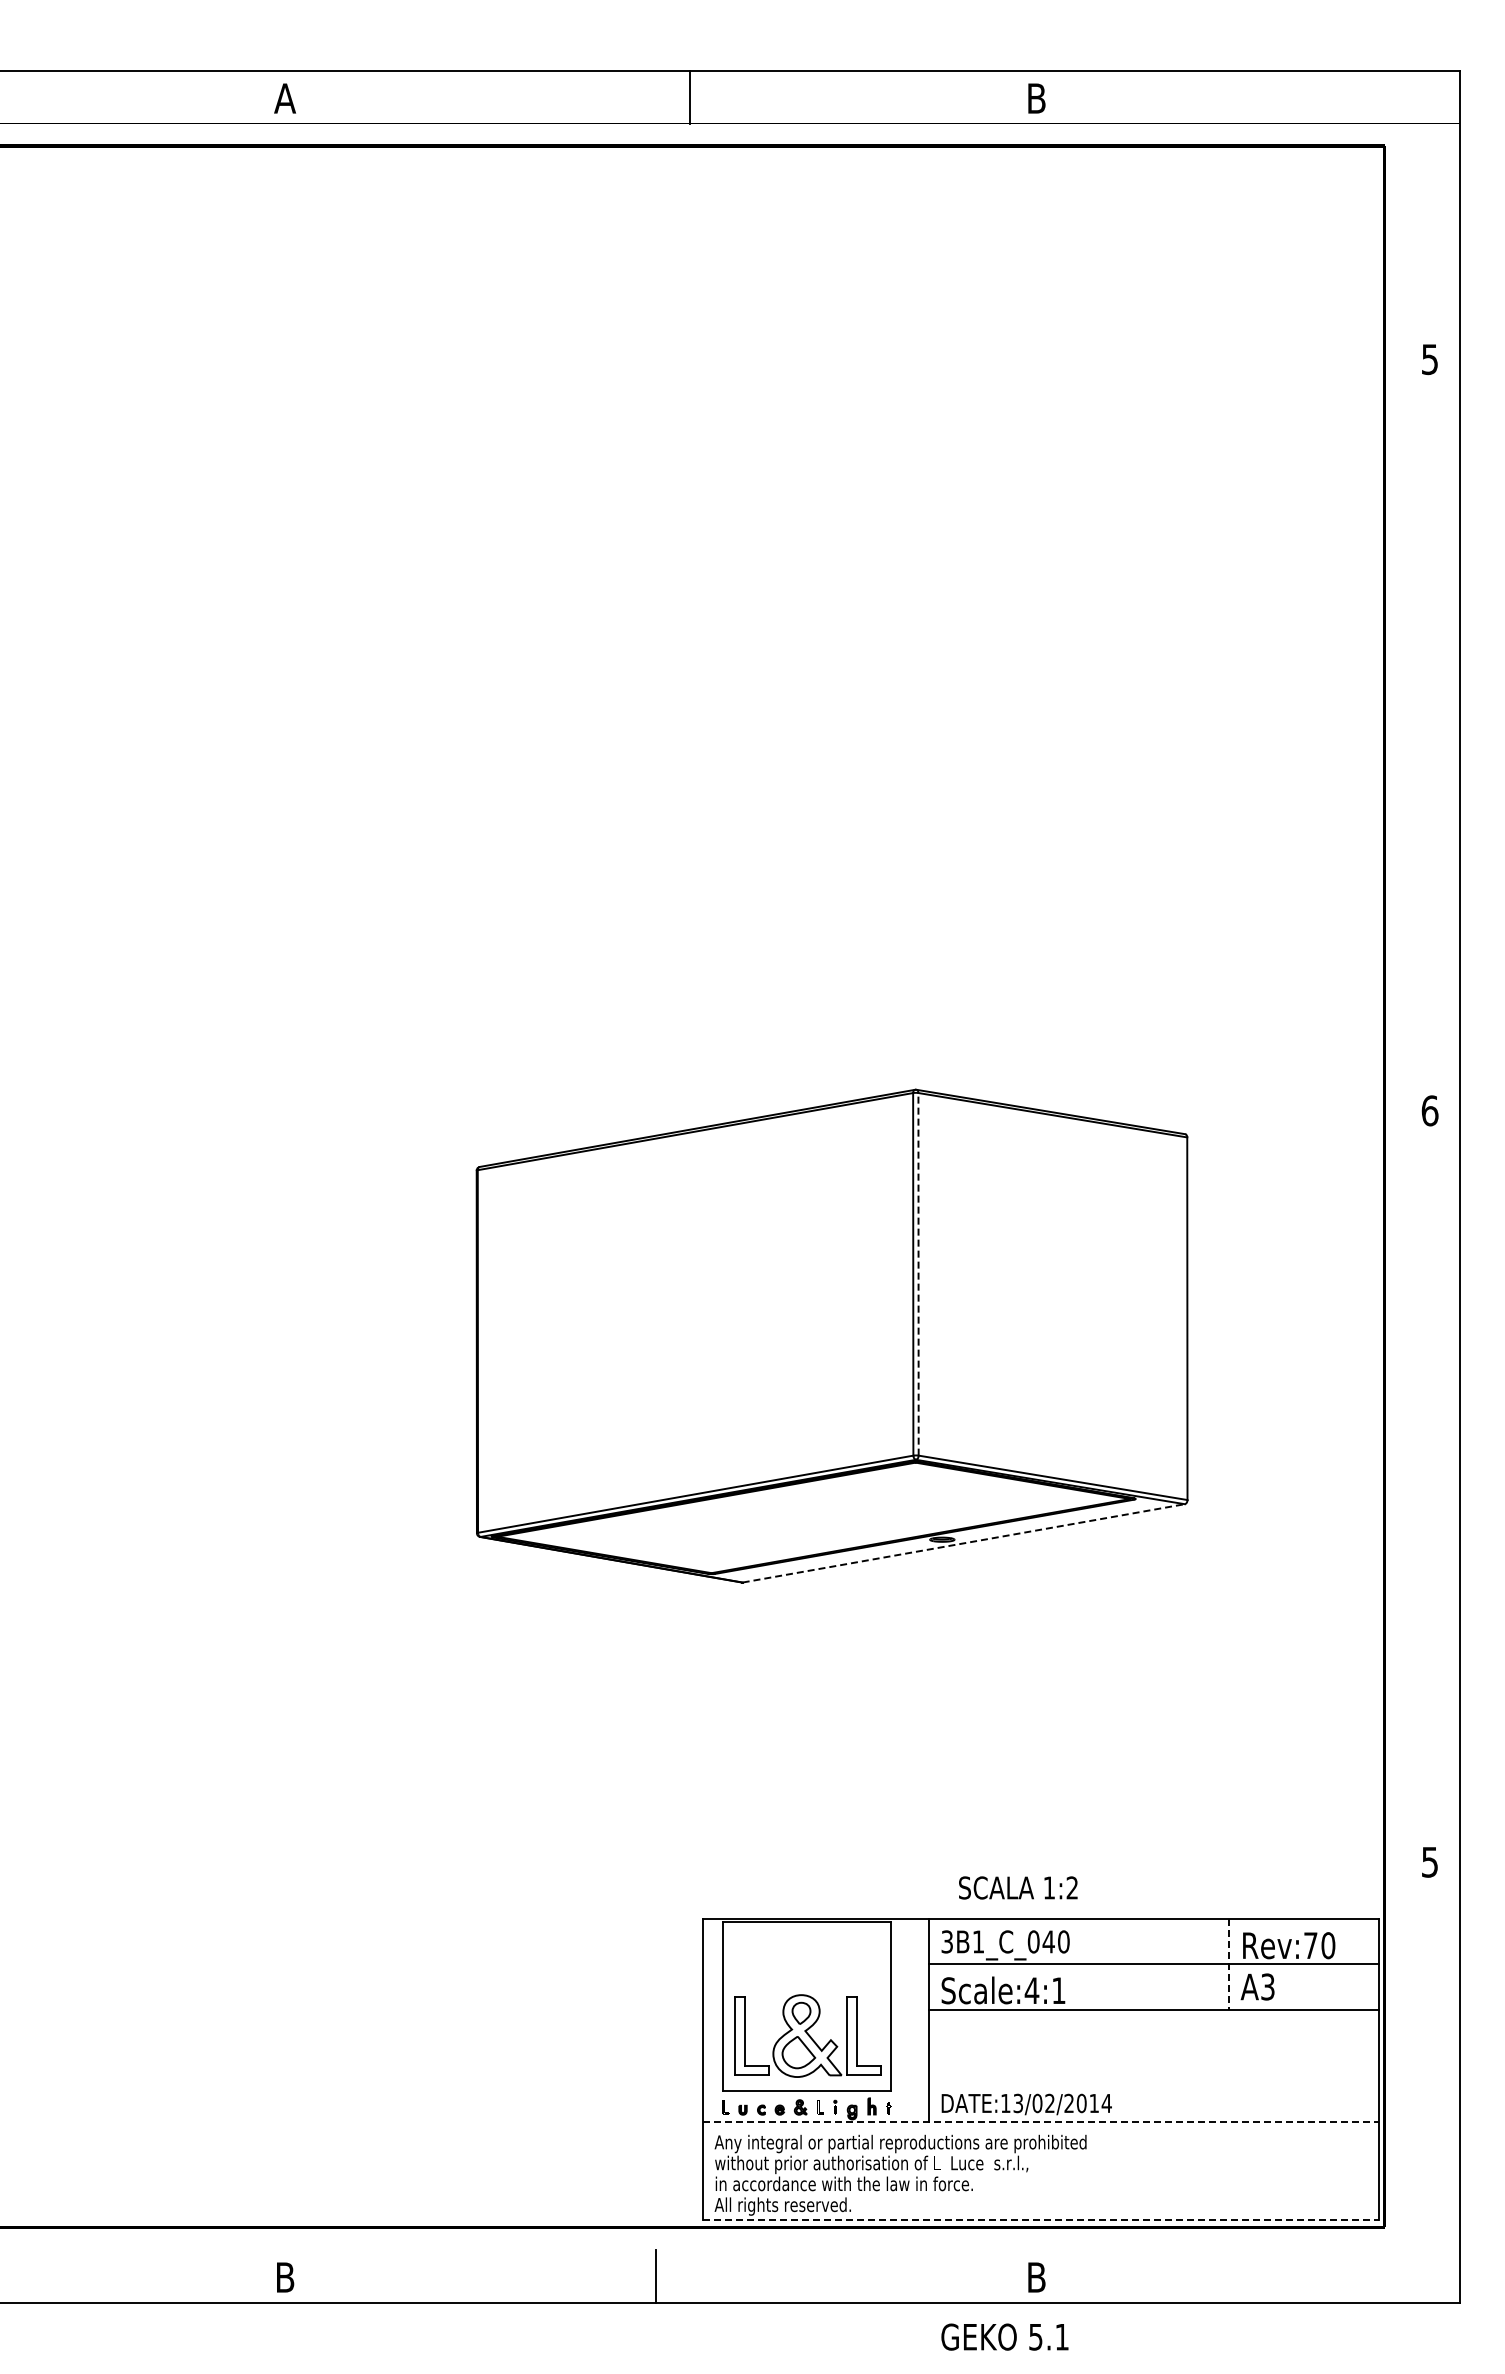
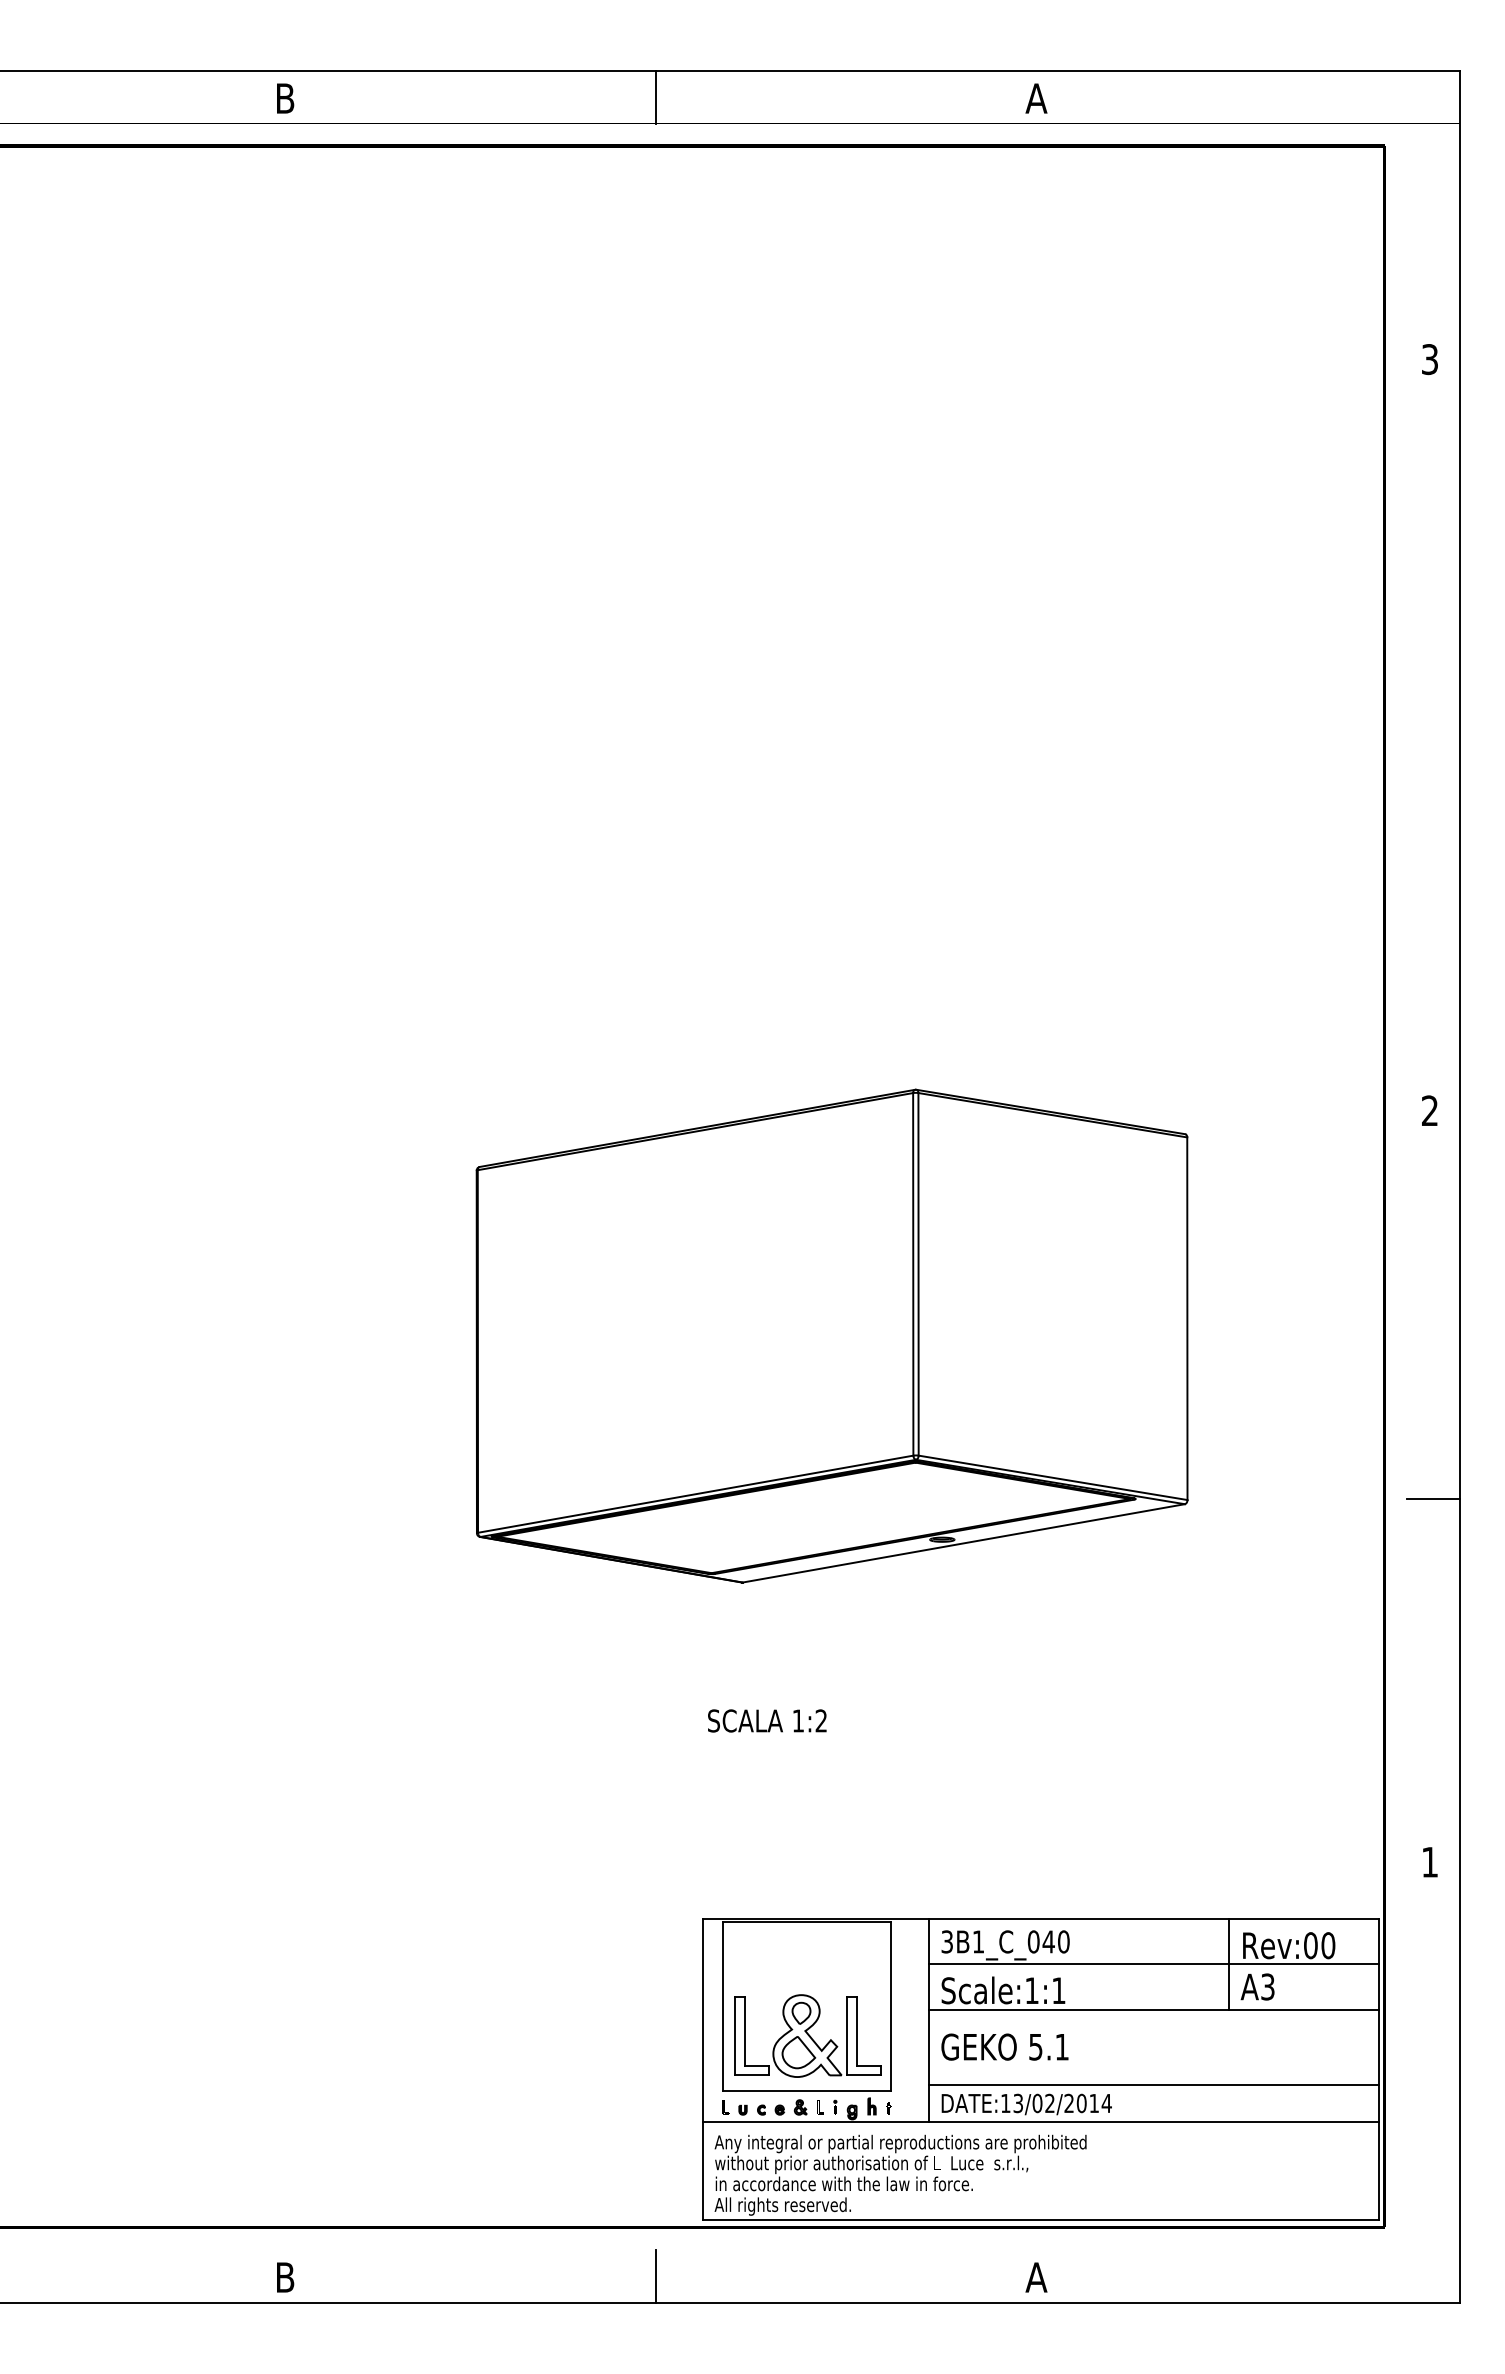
line position: (689, 97) -> (655, 97) (655, 97)
text: A -> B (285, 98)
text: B -> A (1036, 98)
text: 5 -> 3 (1429, 359)
text: 6 -> 2 (1429, 1110)
line: dashed -> solid (918, 1273)
line: none -> present (1433, 1498)
line: dashed -> solid (963, 1543)
text: 5 -> 1 (1429, 1862)
text position: (1018, 1887) -> (767, 1720) (767, 1720)
text: Rev:70 -> Rev:00 (1310, 1945)
line: dashed -> solid (1229, 1964)
text: Scale:4:1 -> Scale:1:1 (1031, 1990)
line: none -> present (1153, 2084)
line: dashed -> solid (1041, 2122)
line: dashed -> solid (1041, 2219)
text: B -> A (1036, 2277)
text position: (1004, 2336) -> (1004, 2046) (1004, 2046)
